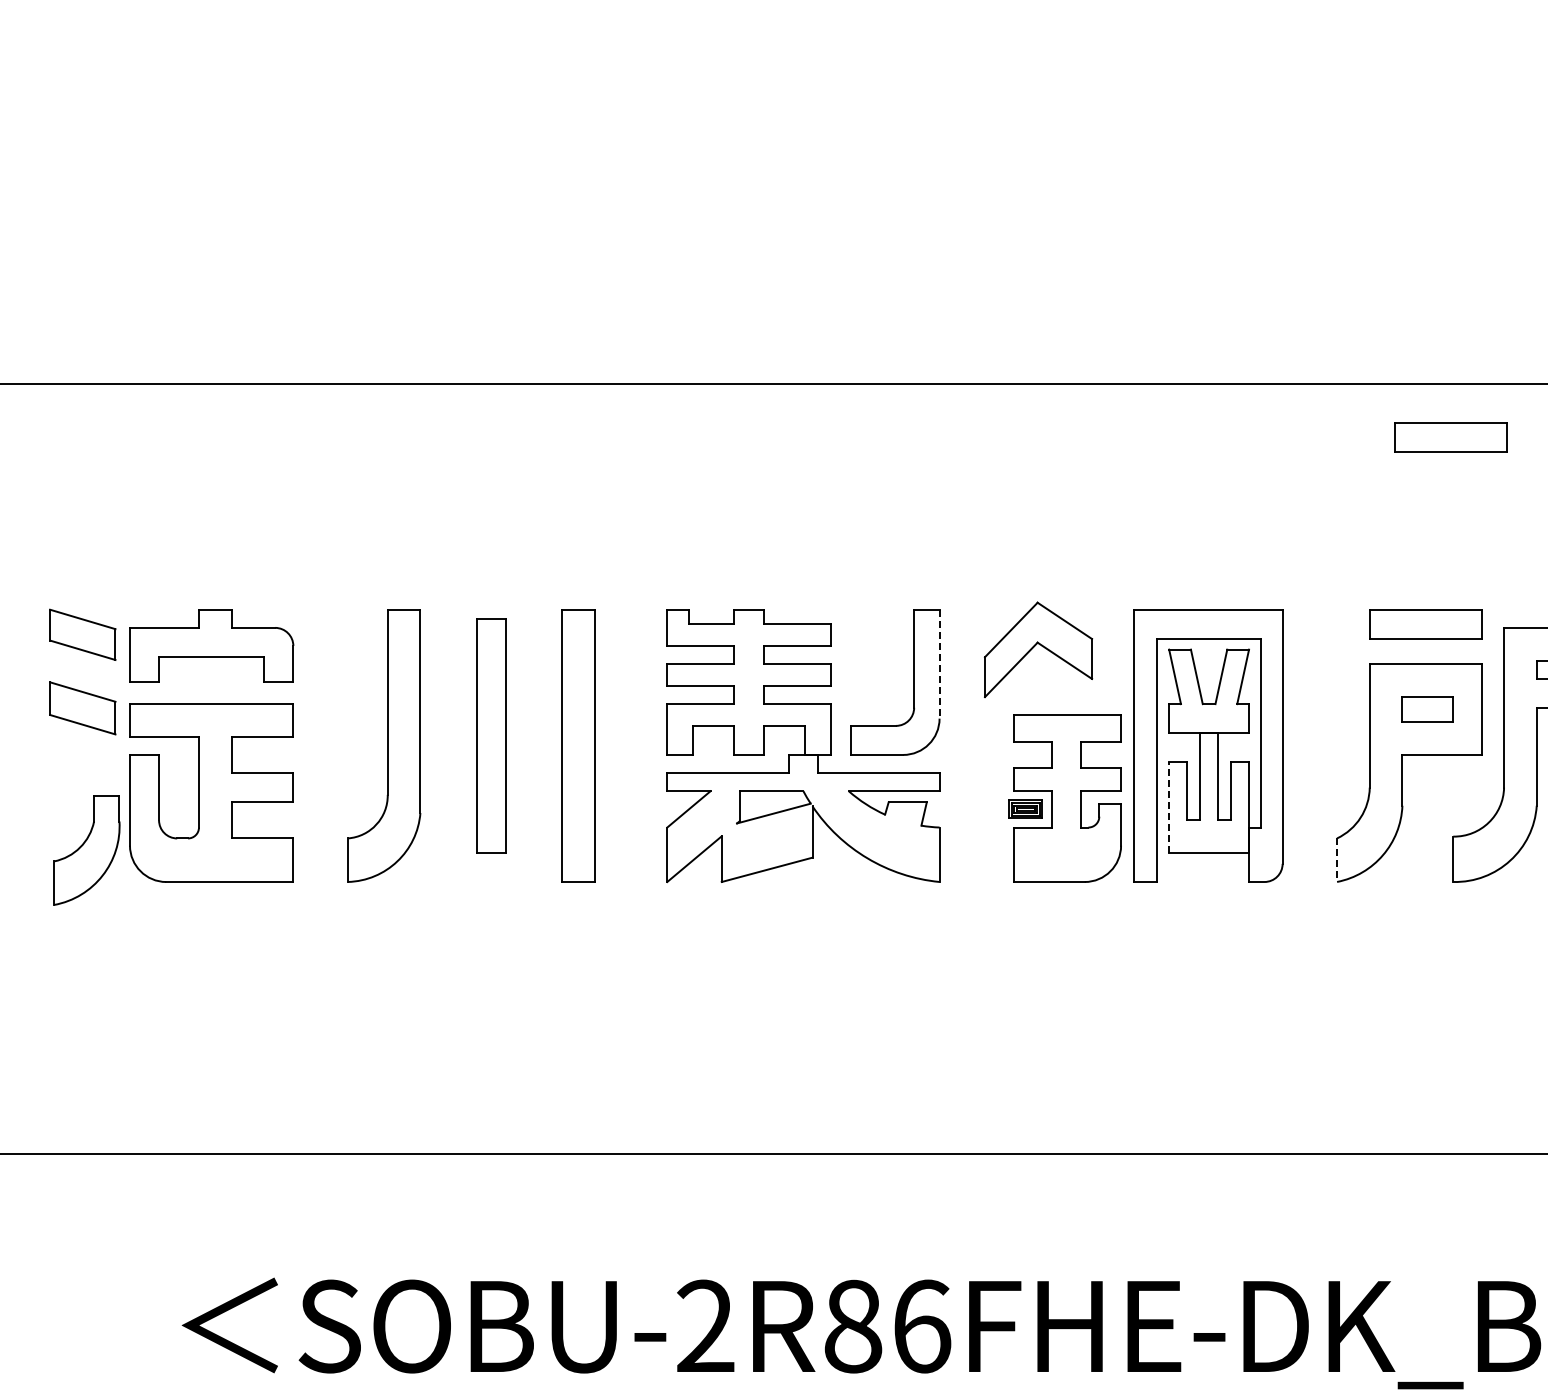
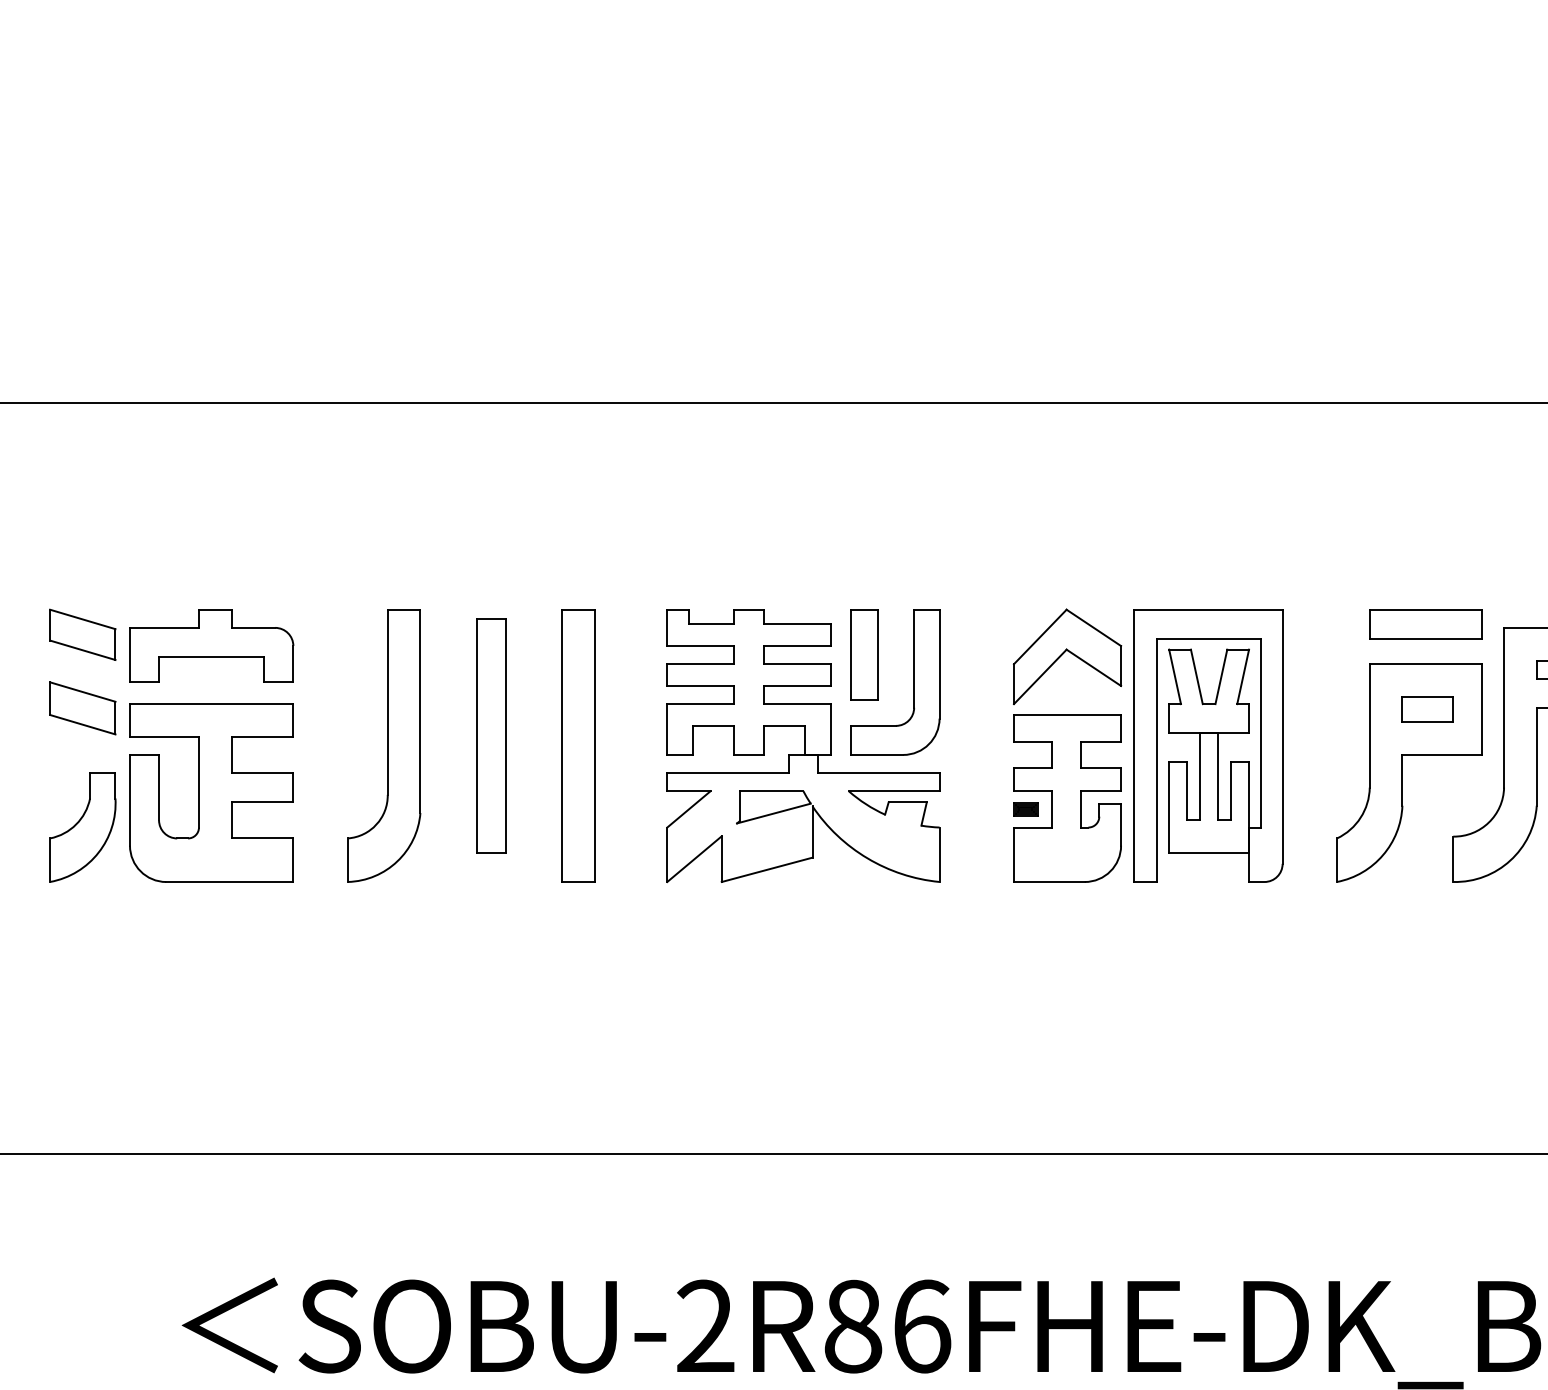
line position: (773, 383) -> (773, 402) (773, 402)
part: present -> none (1450, 437)
part position: (1038, 649) -> (1067, 656) (1067, 656)
part: none -> present (864, 654)
line: dashed -> solid (939, 664)
line: dashed -> solid (1169, 807)
part size: 35x20 px -> 26x15 px (1025, 809)
part position: (86, 850) -> (82, 827) (82, 827)
line: dashed -> solid (1337, 860)
